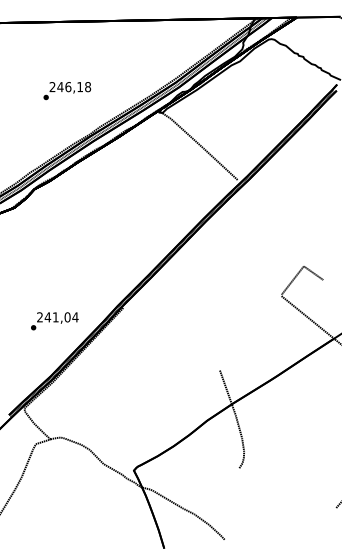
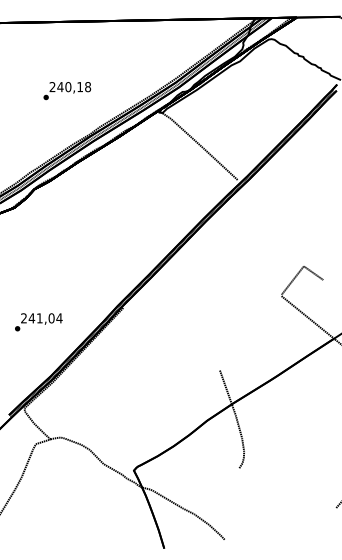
text: 246,18 -> 240,18 (68, 86)
text position: (54, 321) -> (38, 322) (38, 322)
